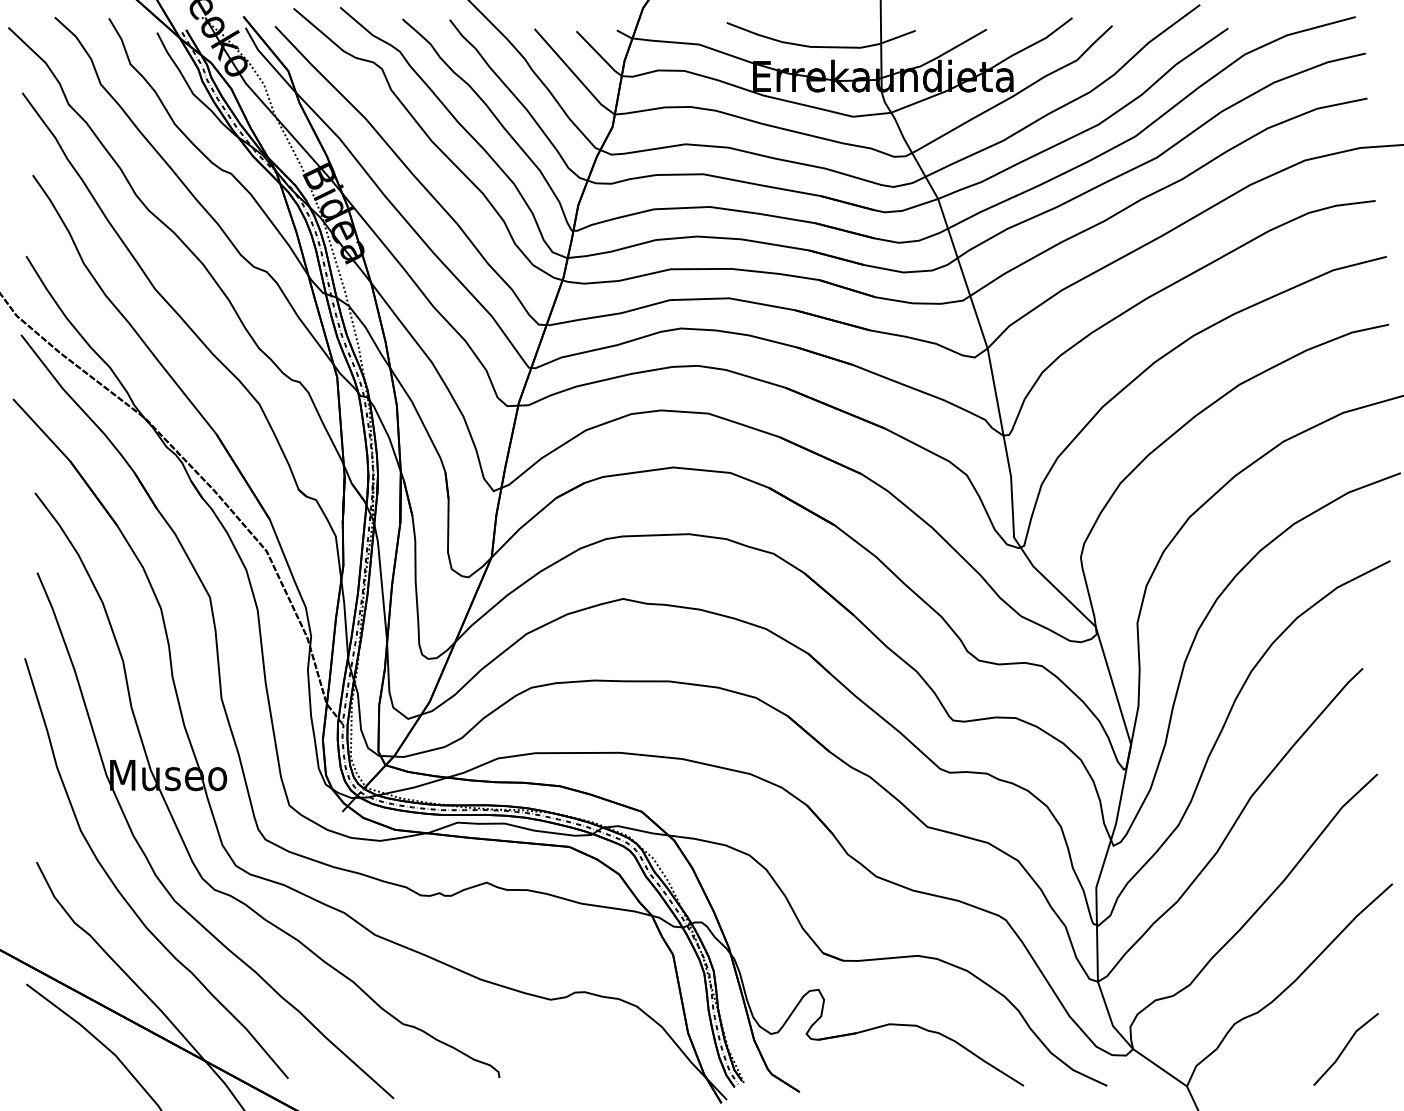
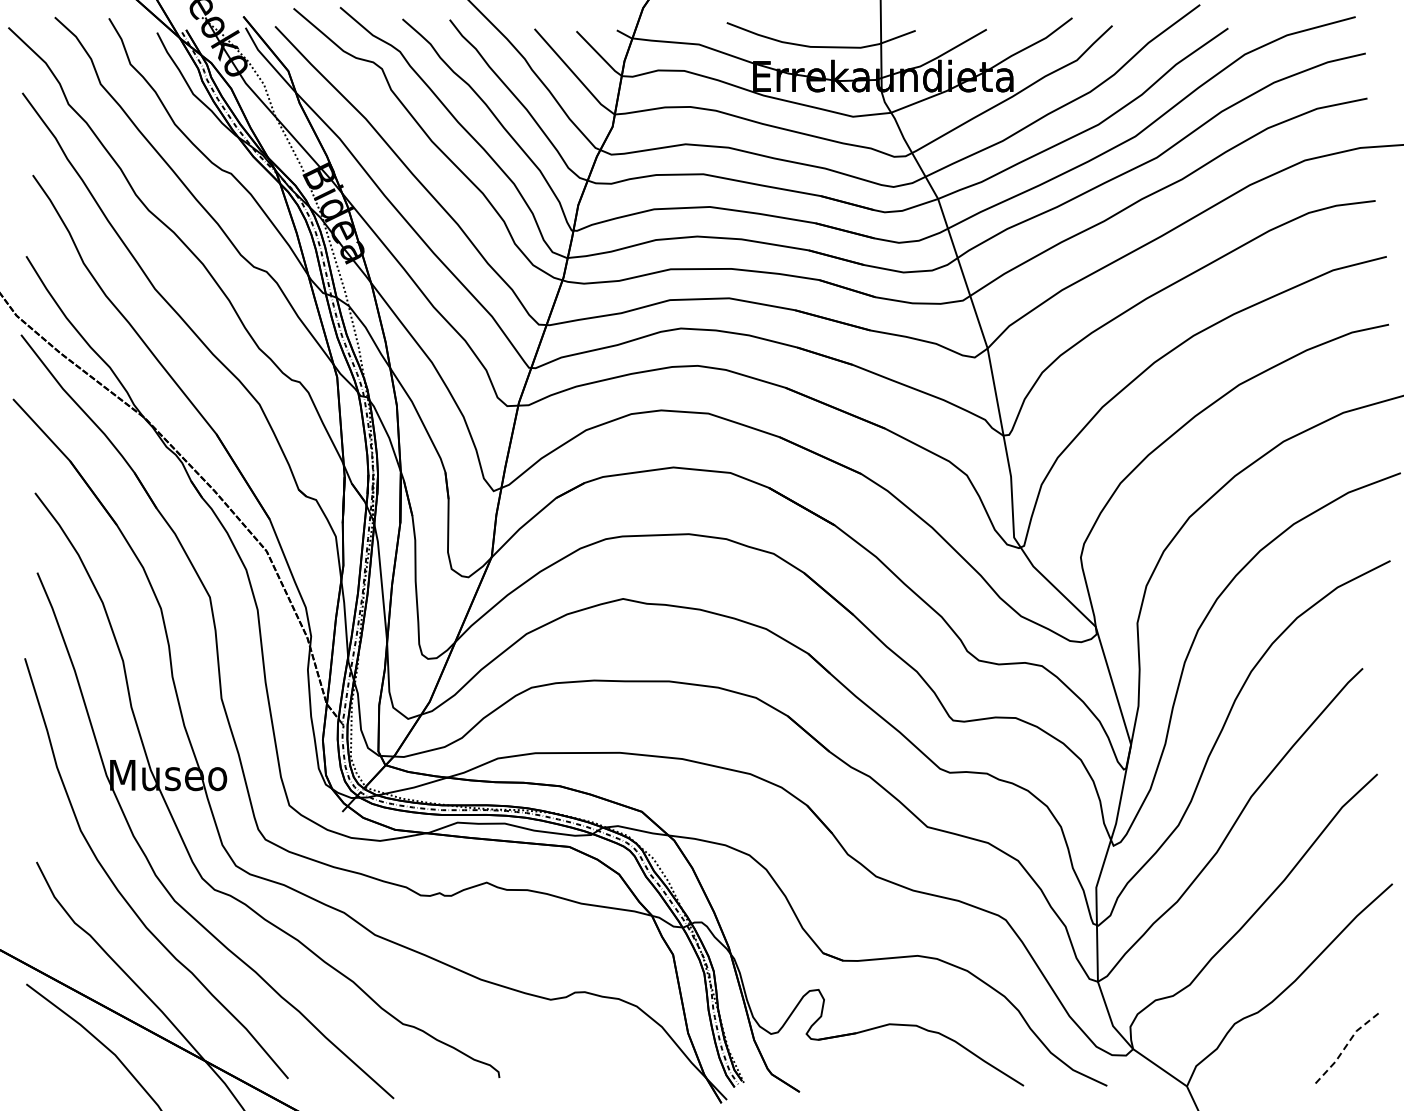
line: solid -> dashed (1344, 1048)
